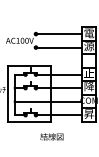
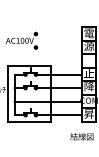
line: present -> none (59, 34)
line: present -> none (59, 47)
text position: (51, 136) -> (81, 136) (81, 136)
